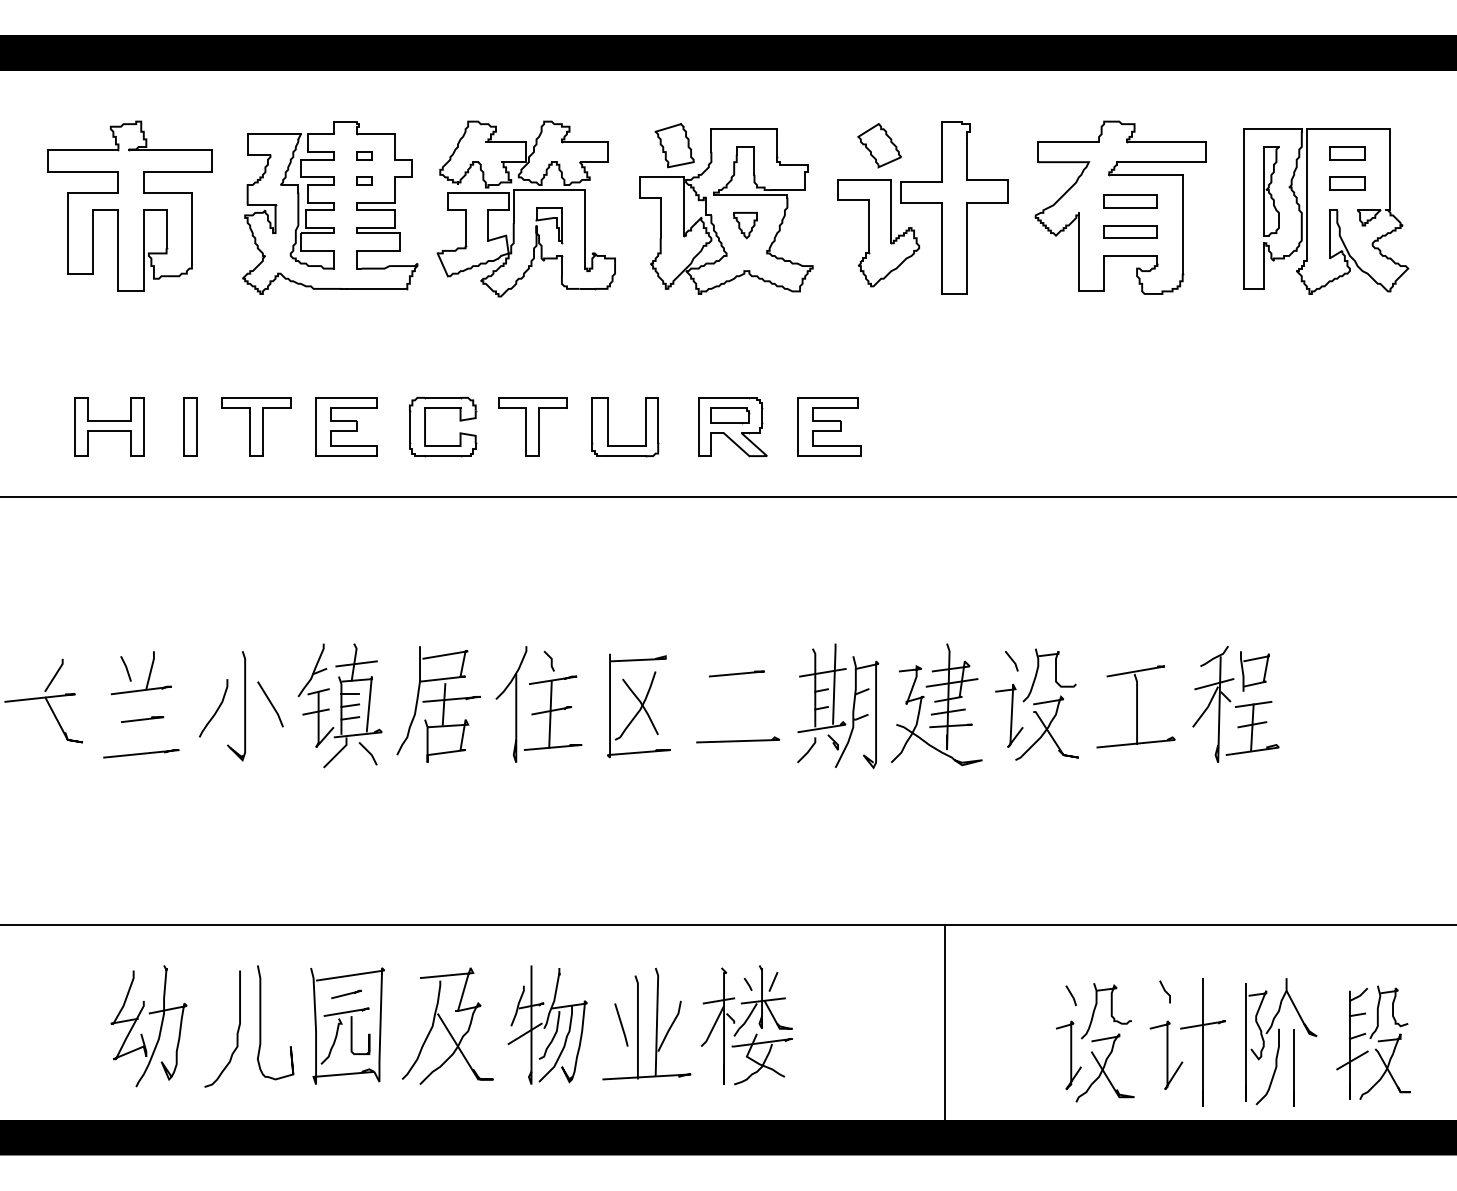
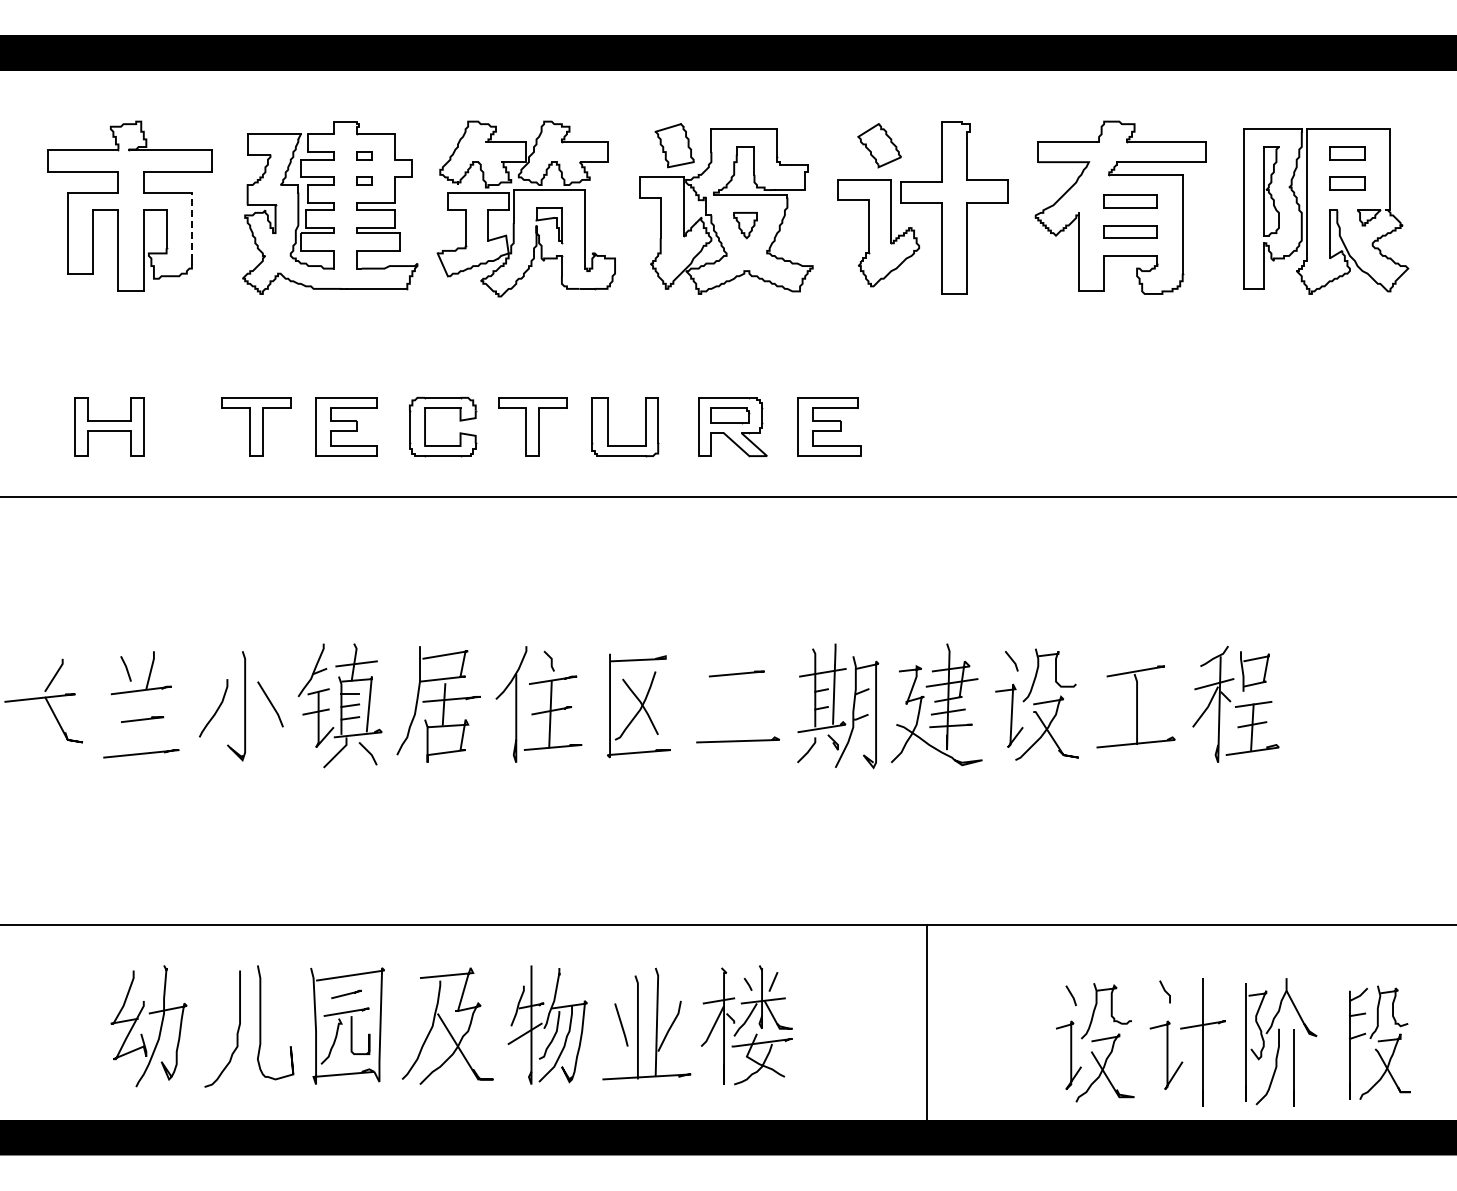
line: solid -> dashed (191, 226)
part: present -> none (190, 426)
line position: (944, 1030) -> (926, 1030) (926, 1030)
line: present -> none (1352, 1060)
